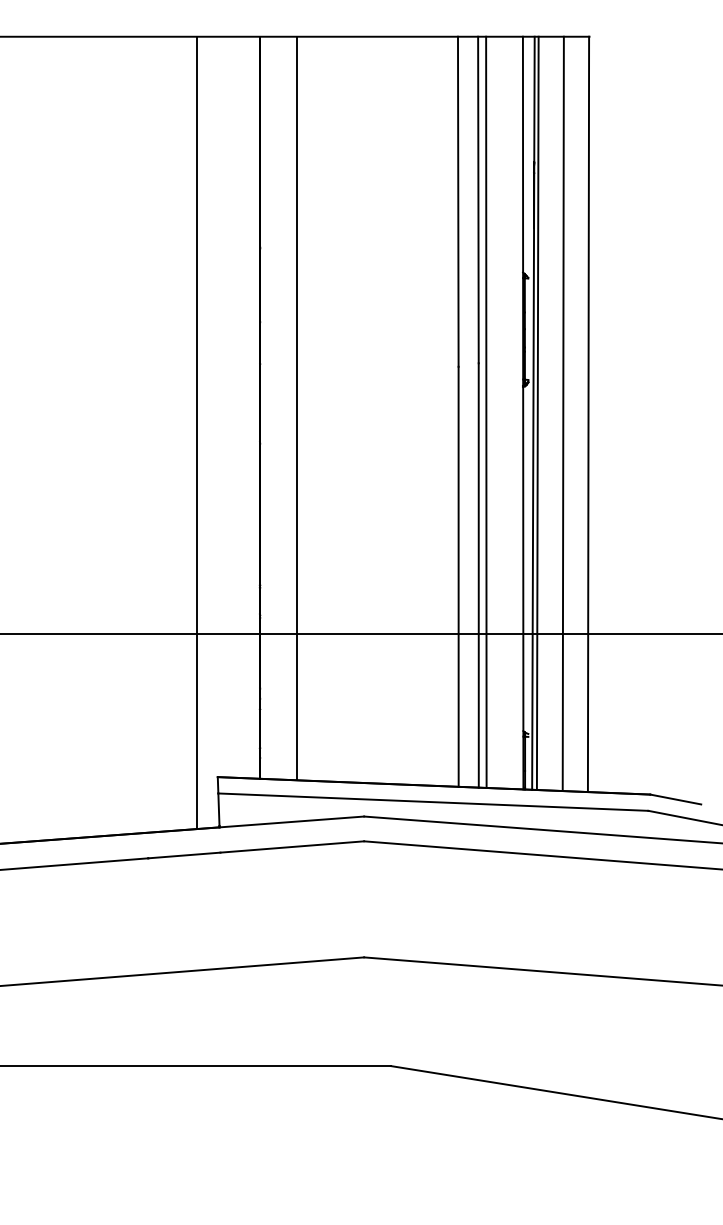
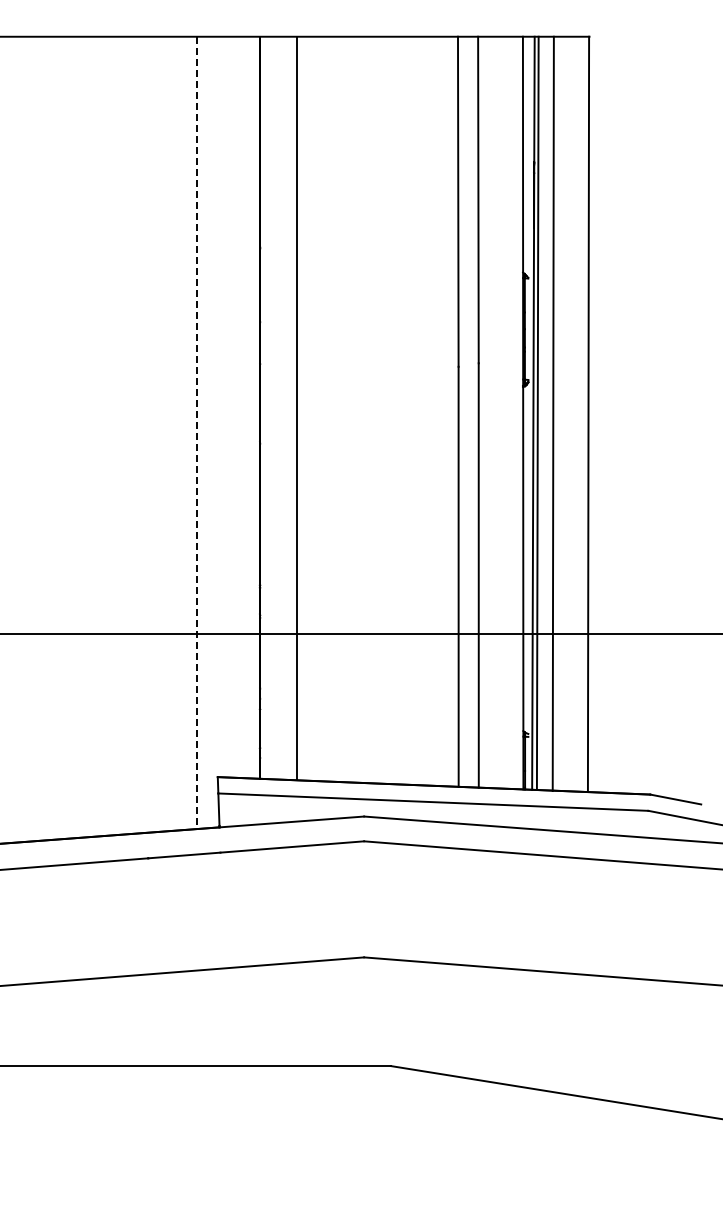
line: present -> none (486, 411)
line position: (562, 413) -> (552, 413) (552, 413)
line: solid -> dashed (197, 433)
